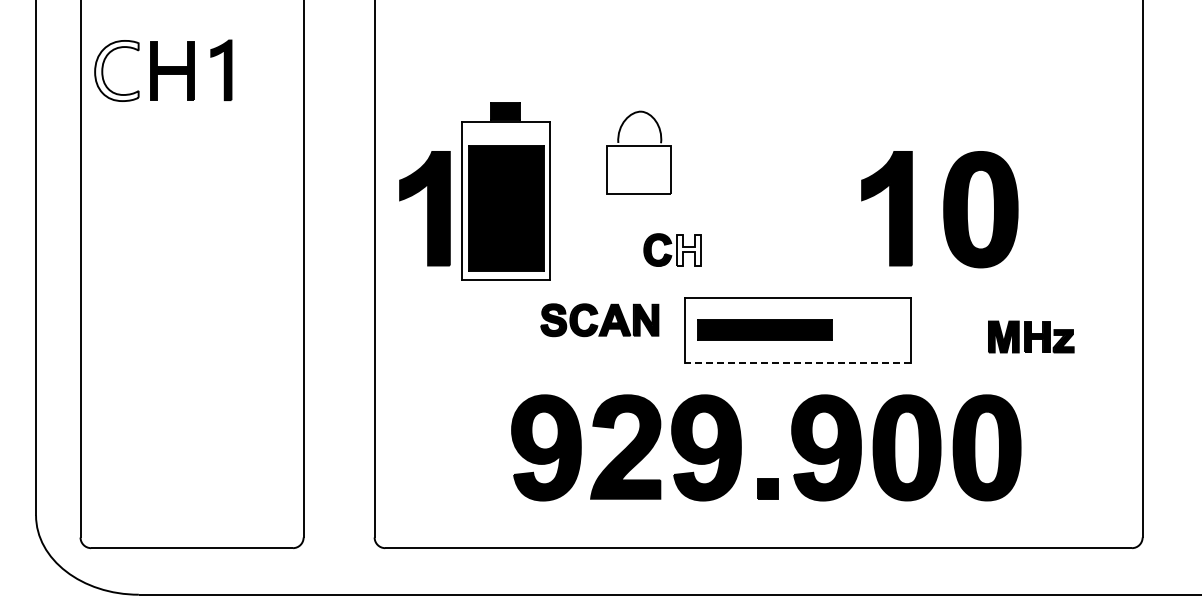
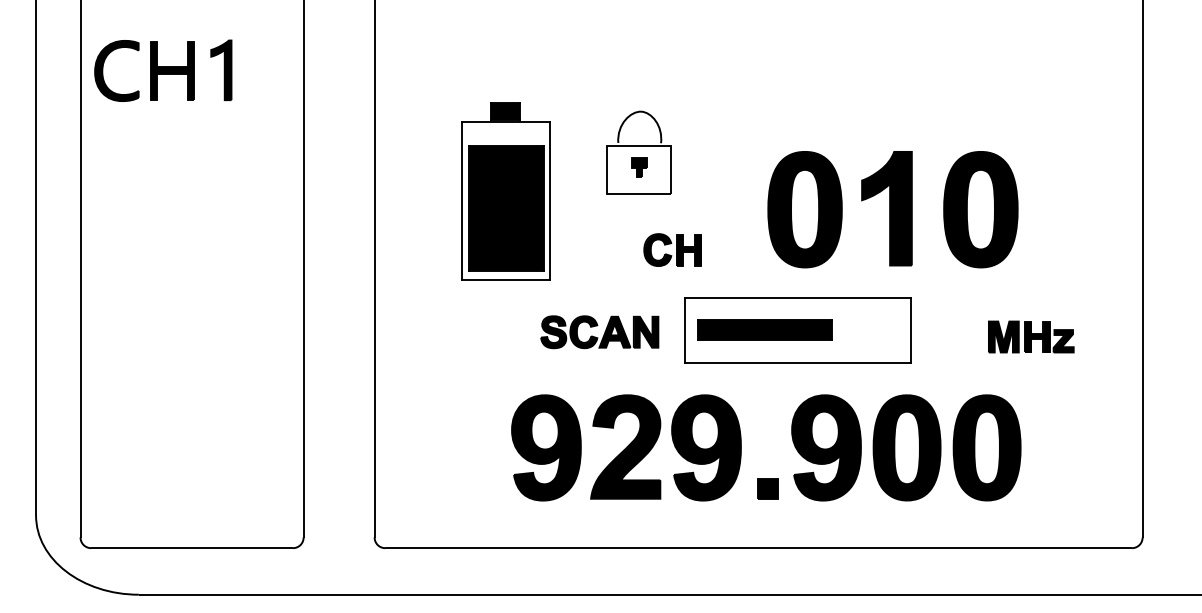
fill: none -> present (116, 70)
part: none -> present (639, 167)
part: present -> none (424, 208)
part: none -> present (804, 209)
fill: none -> present (689, 250)
part position: (599, 320) -> (599, 332) (599, 332)
line: dashed -> solid (797, 362)
